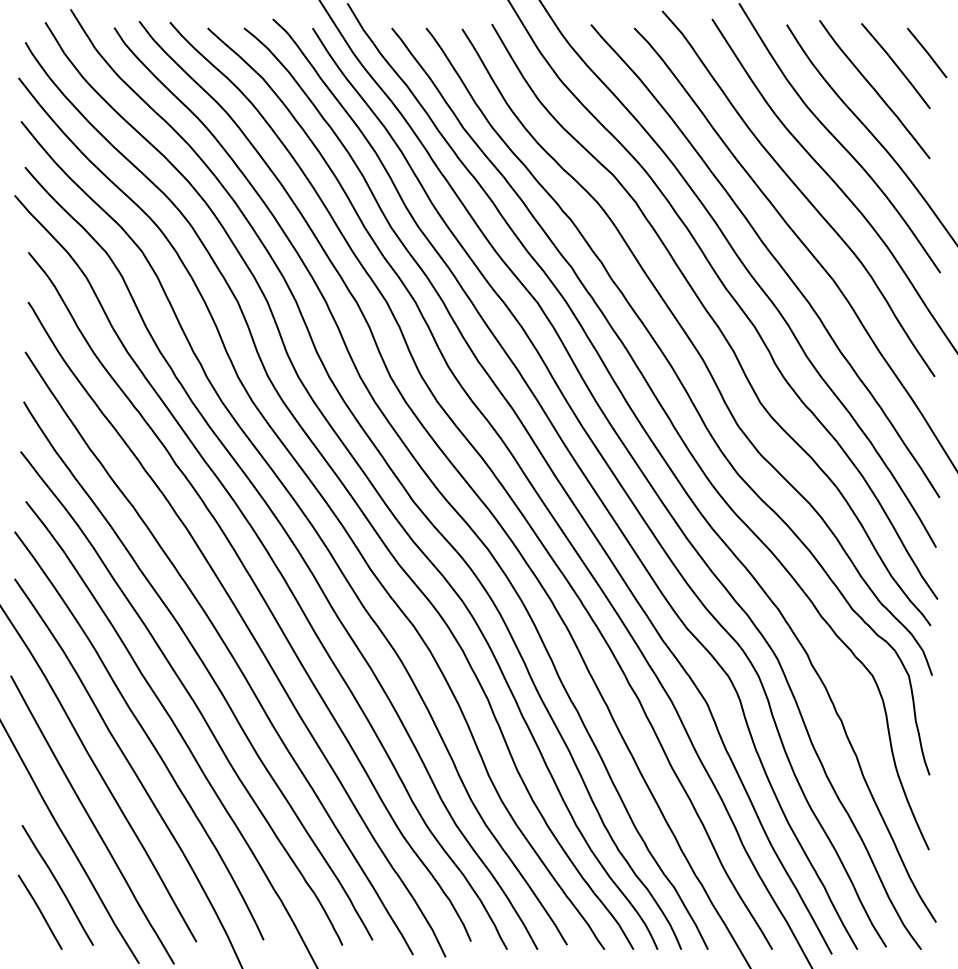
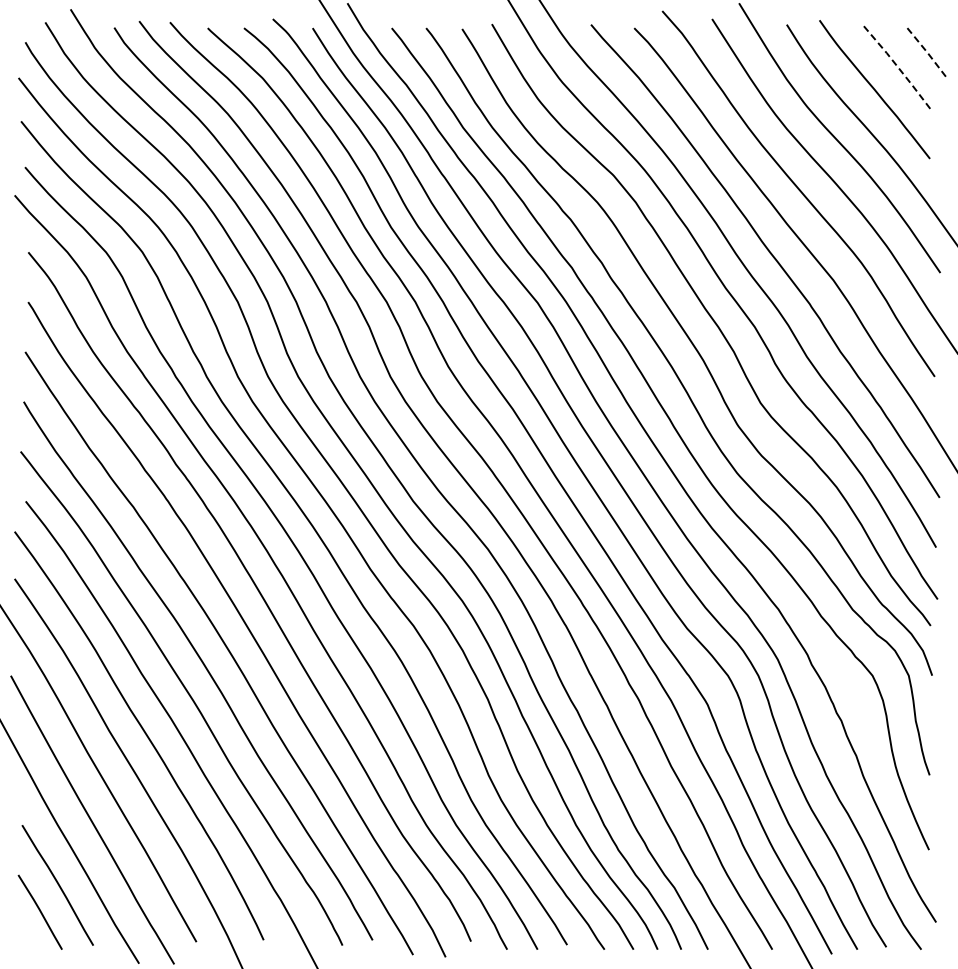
line: solid -> dashed (927, 53)
line: solid -> dashed (896, 65)
